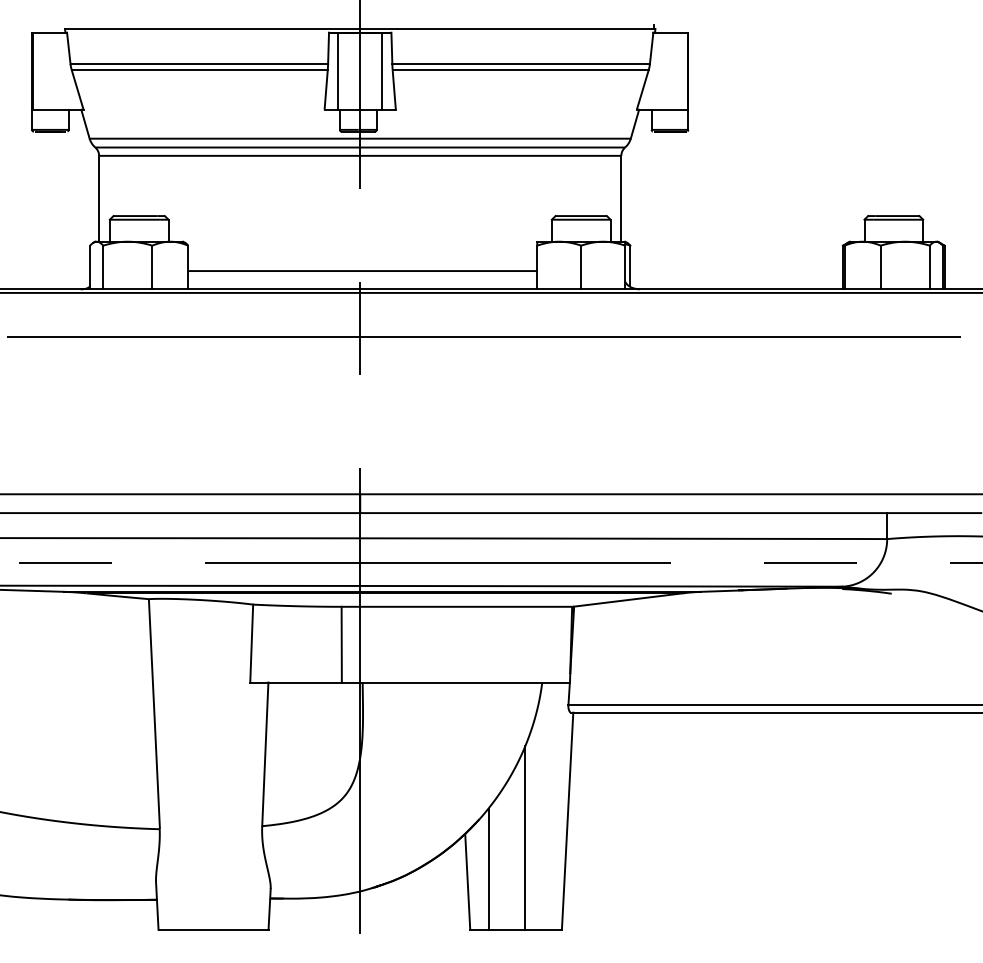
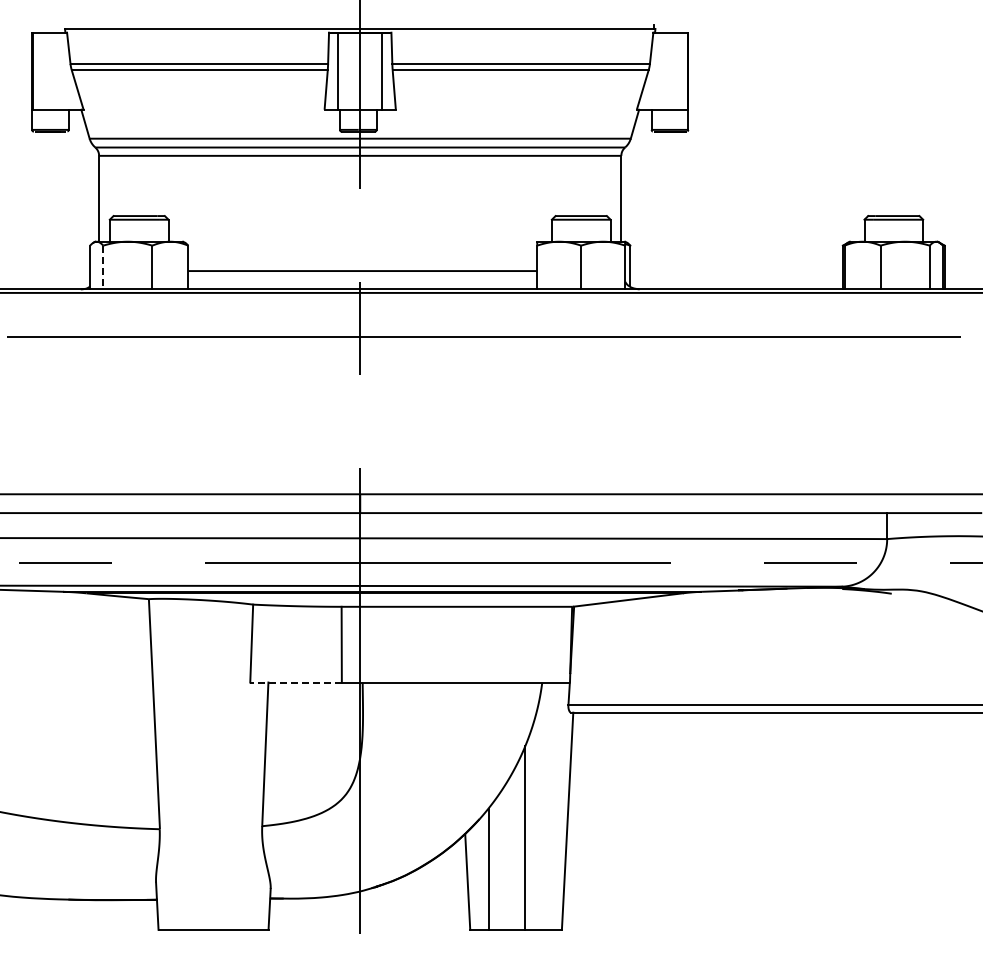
line: solid -> dashed (103, 267)
line: solid -> dashed (296, 682)
